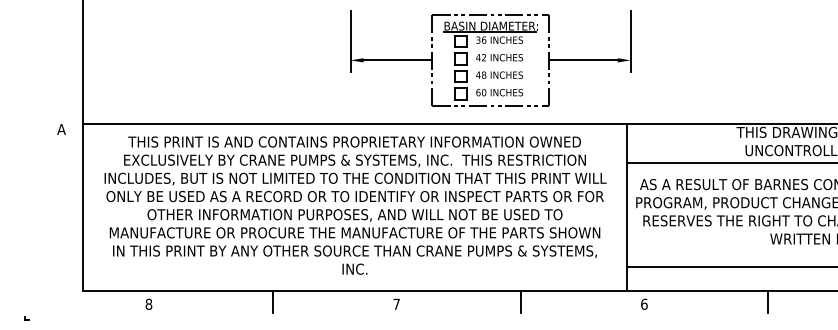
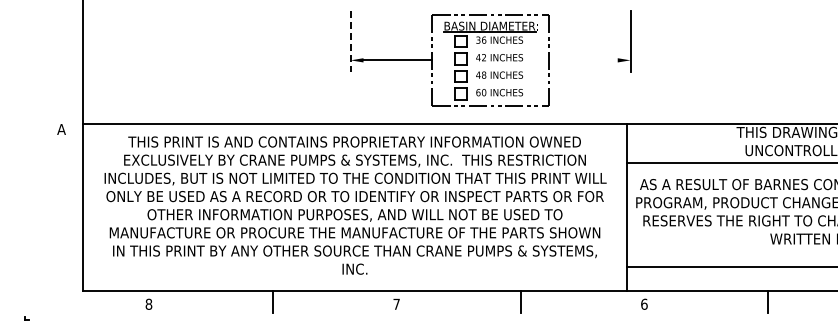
line: solid -> dashed (350, 41)
line: present -> none (584, 60)
